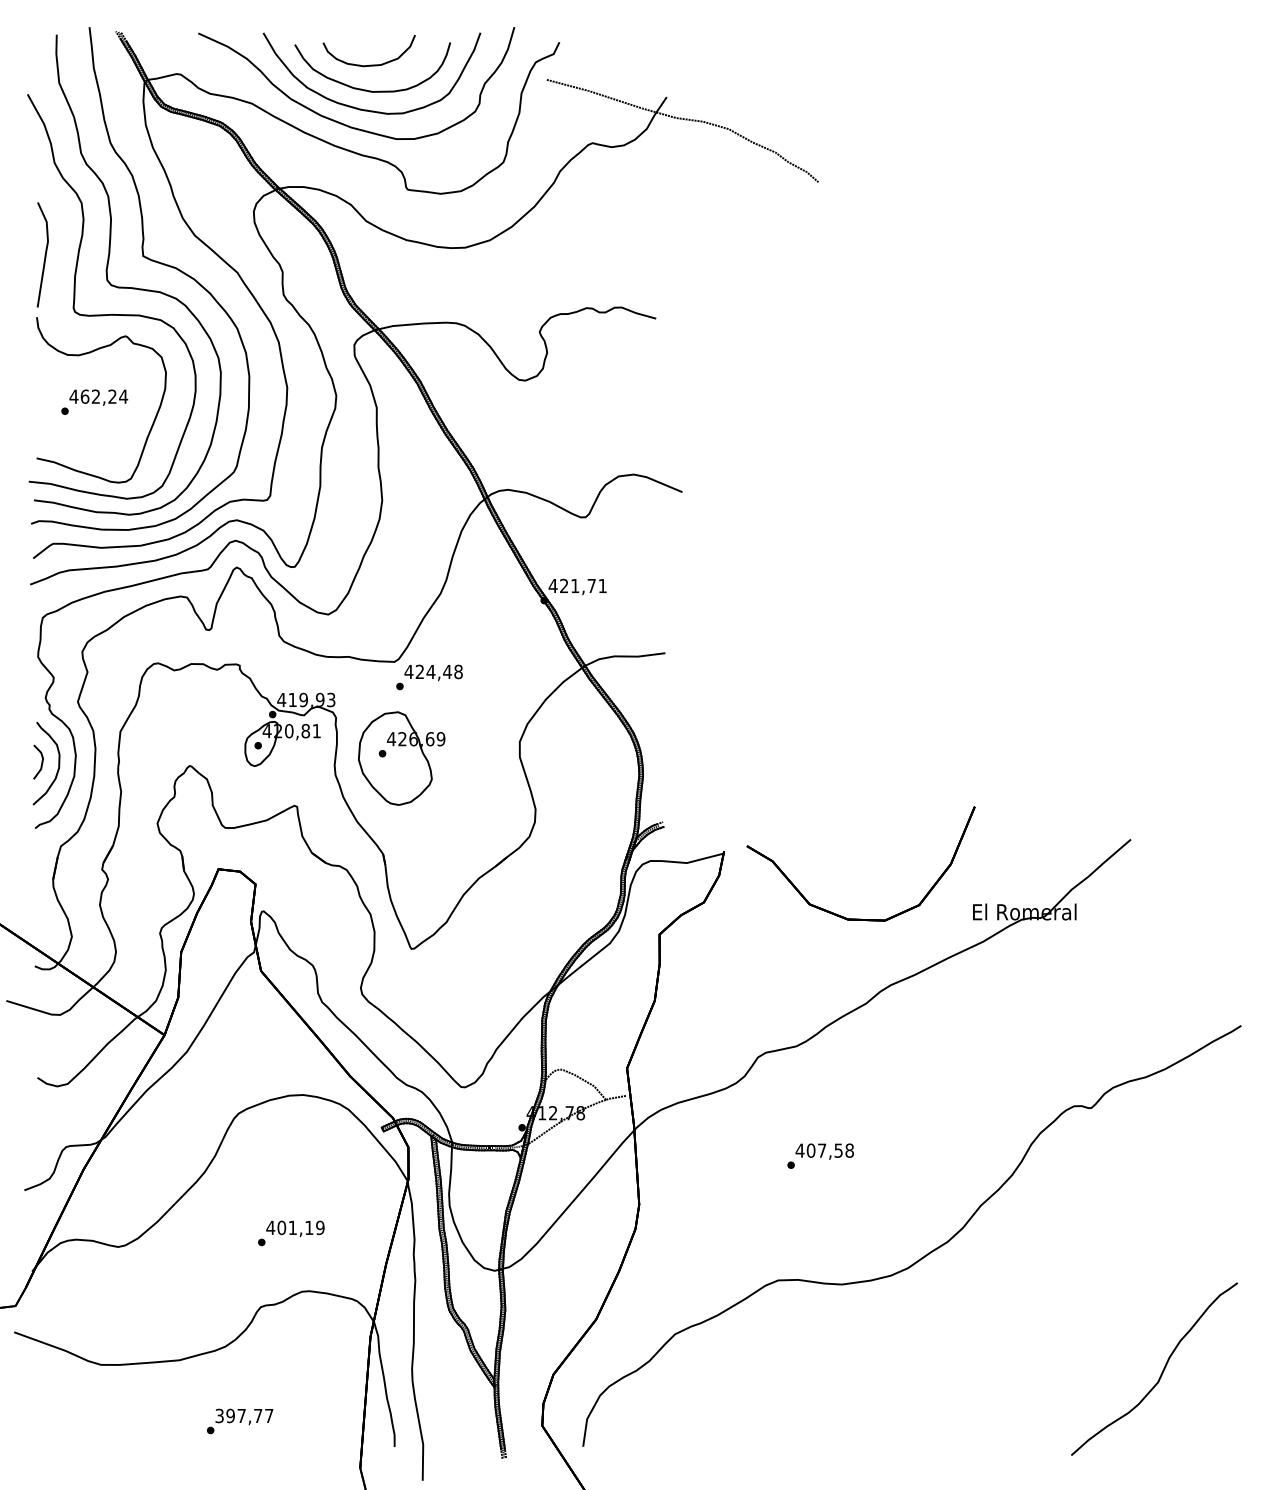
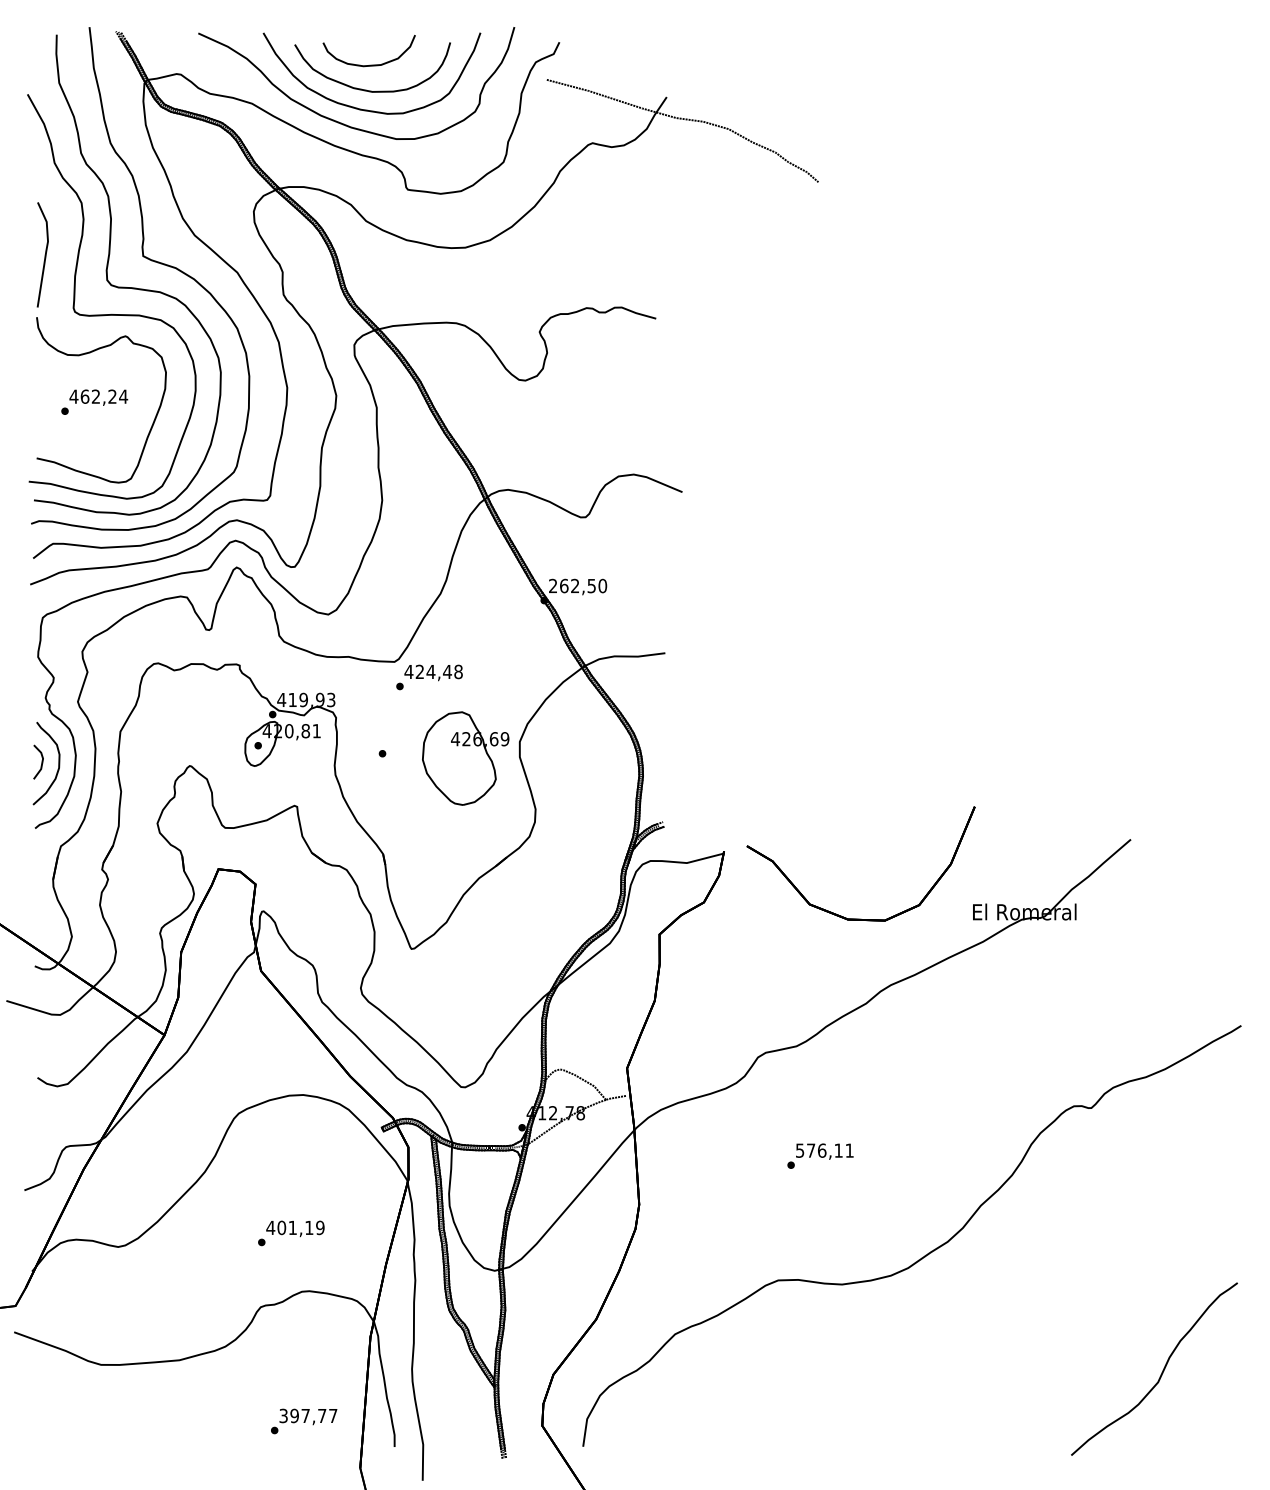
text: 421,71 -> 262,50 (577, 585)
part position: (401, 758) -> (465, 758) (465, 758)
text: 407,58 -> 576,11 (824, 1150)
text position: (240, 1421) -> (304, 1421) (304, 1421)
